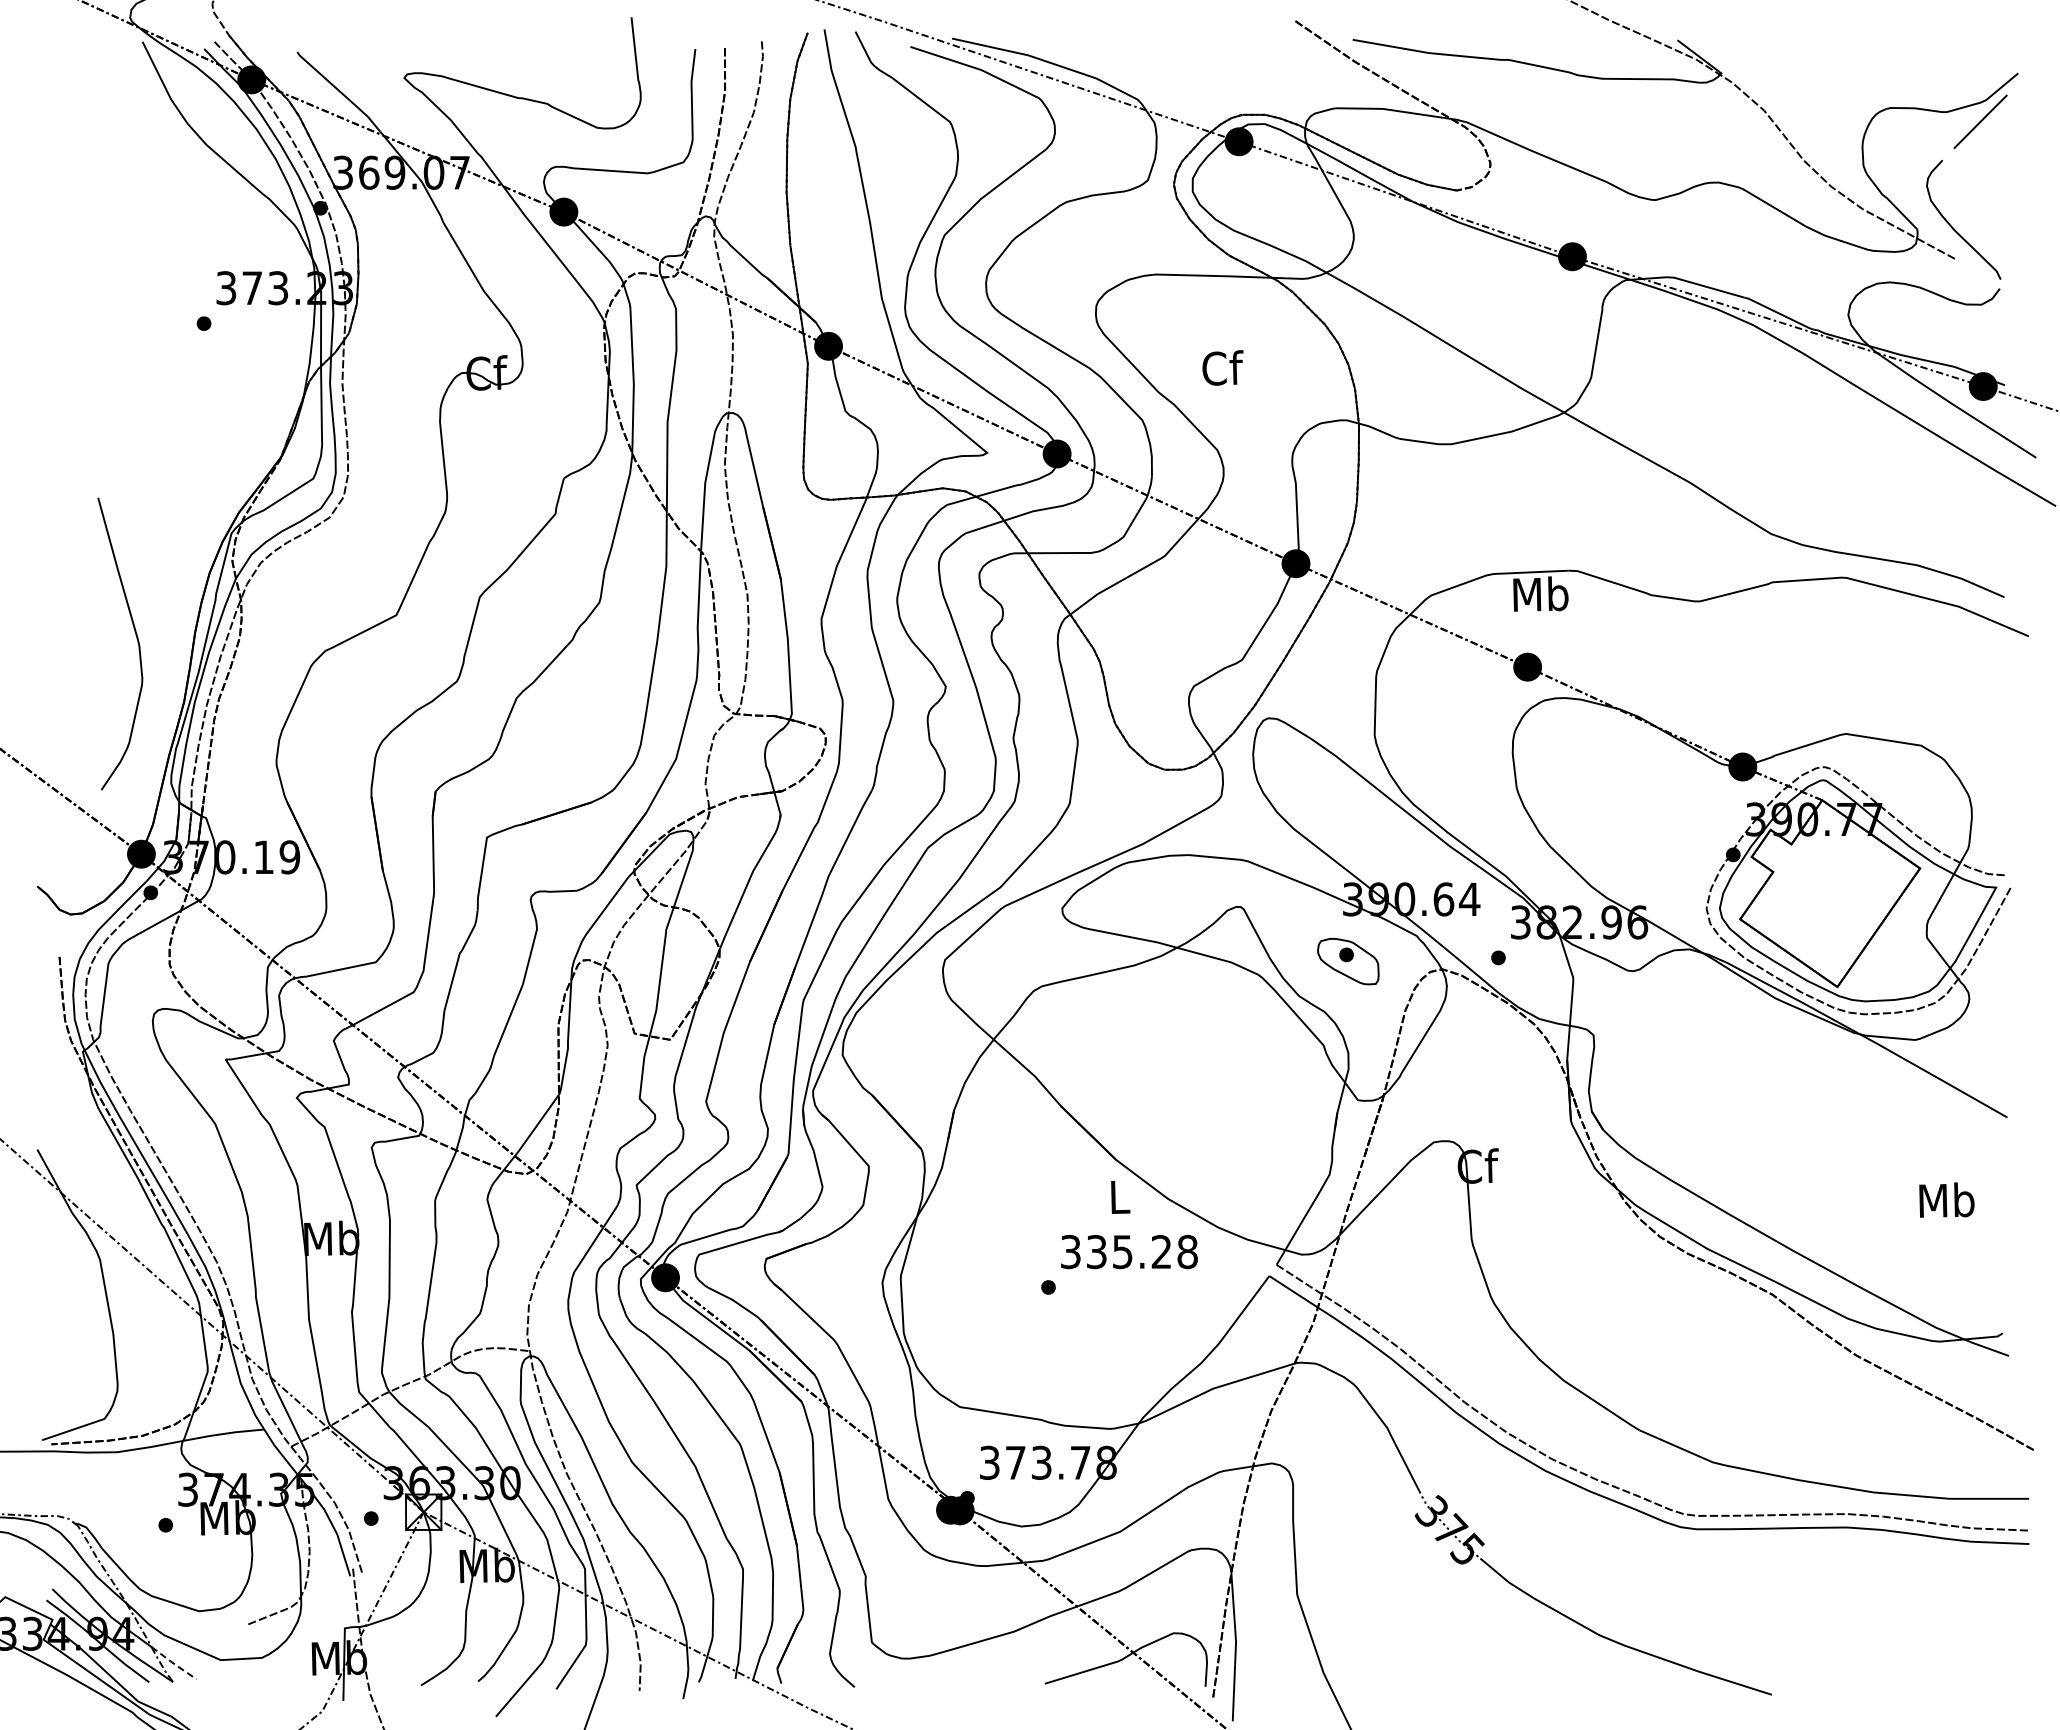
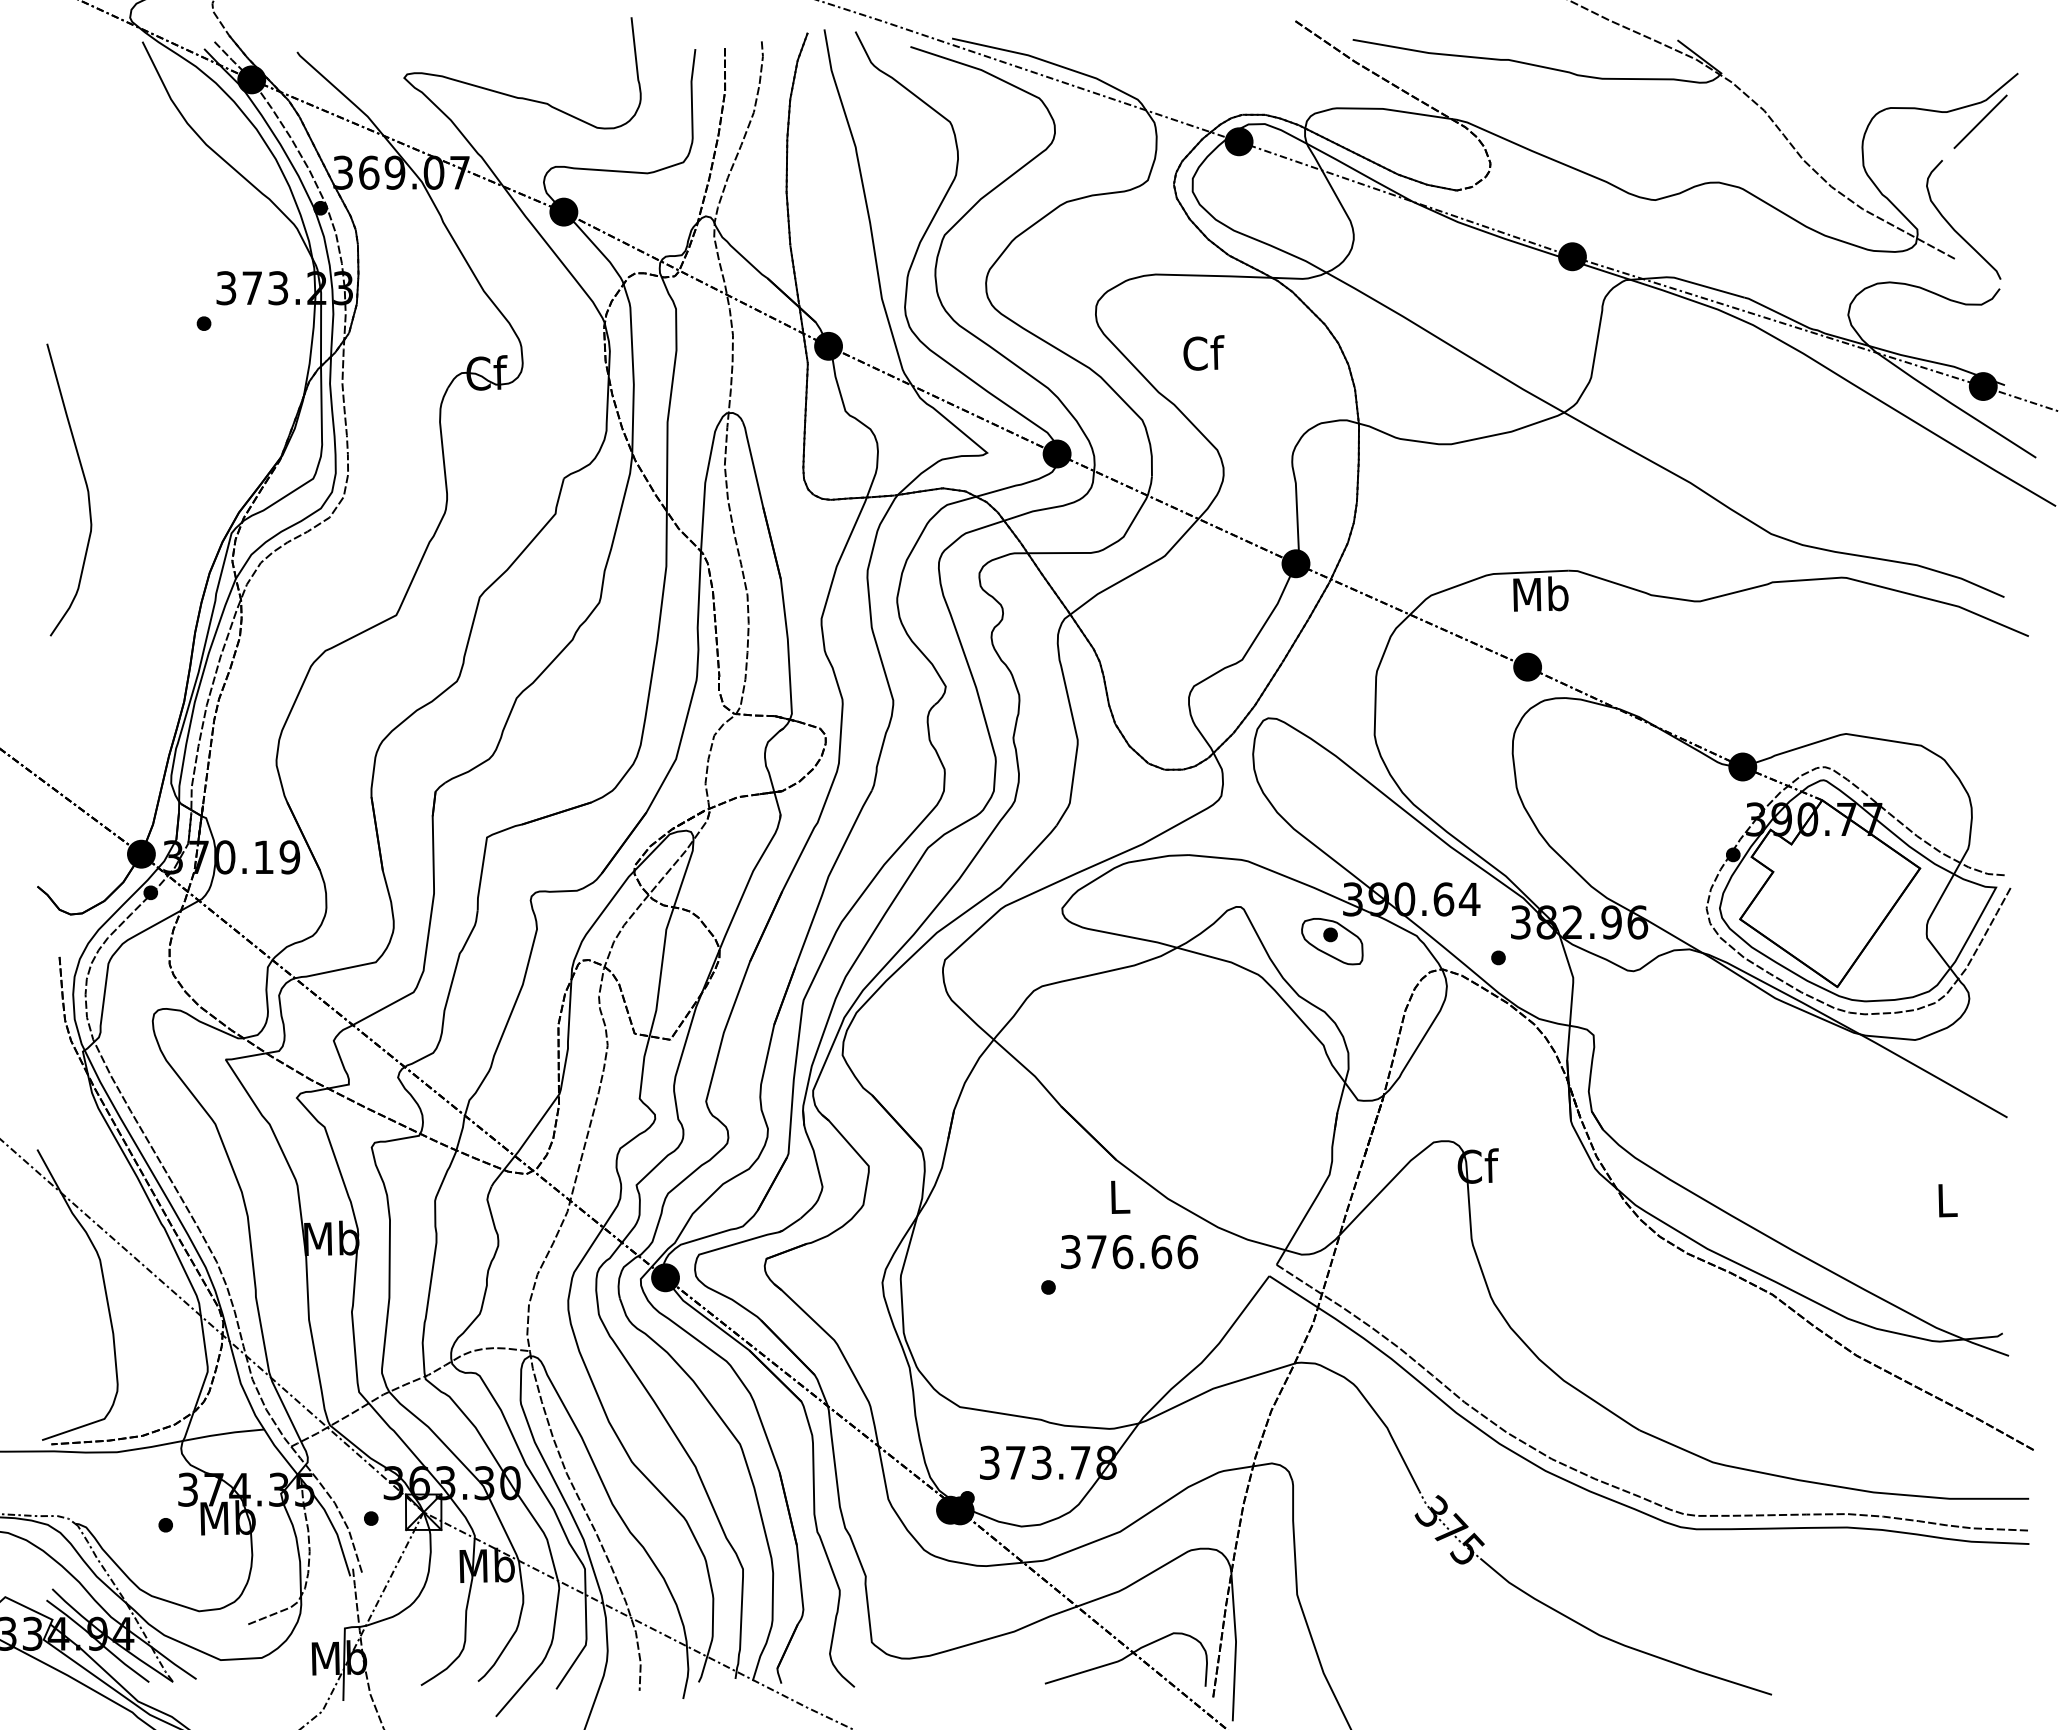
text position: (1222, 367) -> (1203, 352) (1203, 352)
curve position: (136, 638) -> (85, 484) (85, 484)
part position: (1348, 961) -> (1332, 941) (1332, 941)
text: Mb -> L (1946, 1199)
text: 335.28 -> 376.66 (1142, 1252)
line: dashed -> solid (173, 1663)
